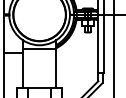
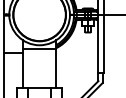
line: present -> none (113, 48)
